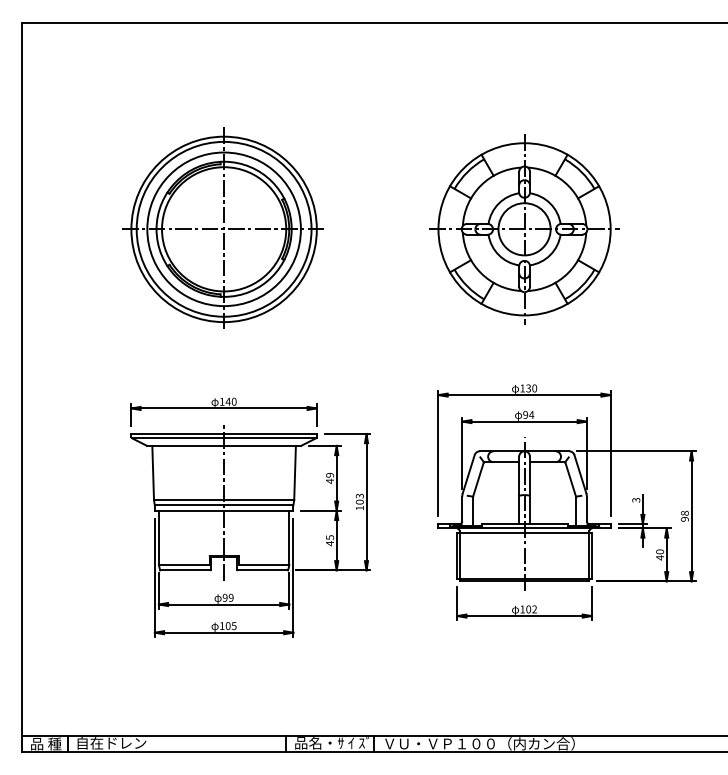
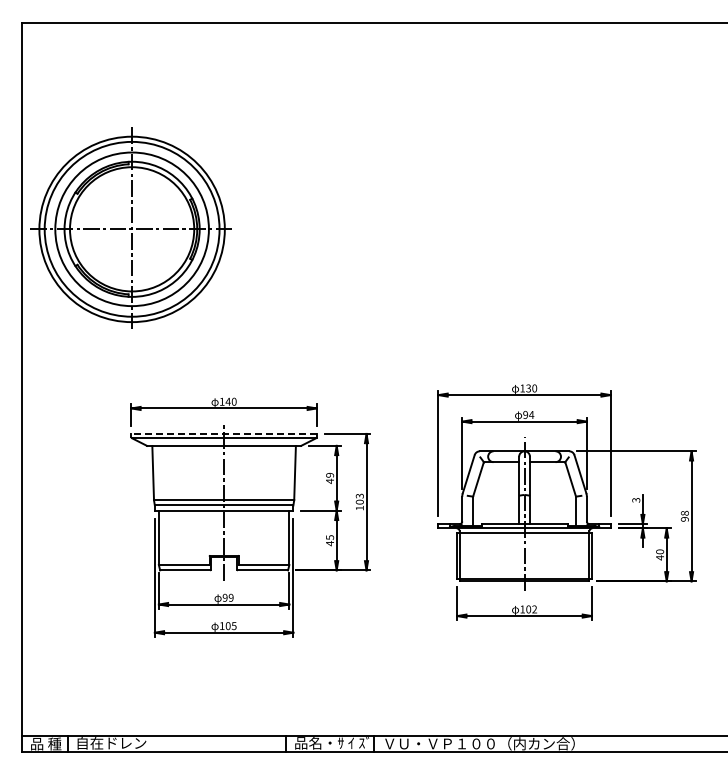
part position: (222, 227) -> (130, 227) (130, 227)
part: present -> none (524, 229)
line: solid -> dashed (224, 433)
